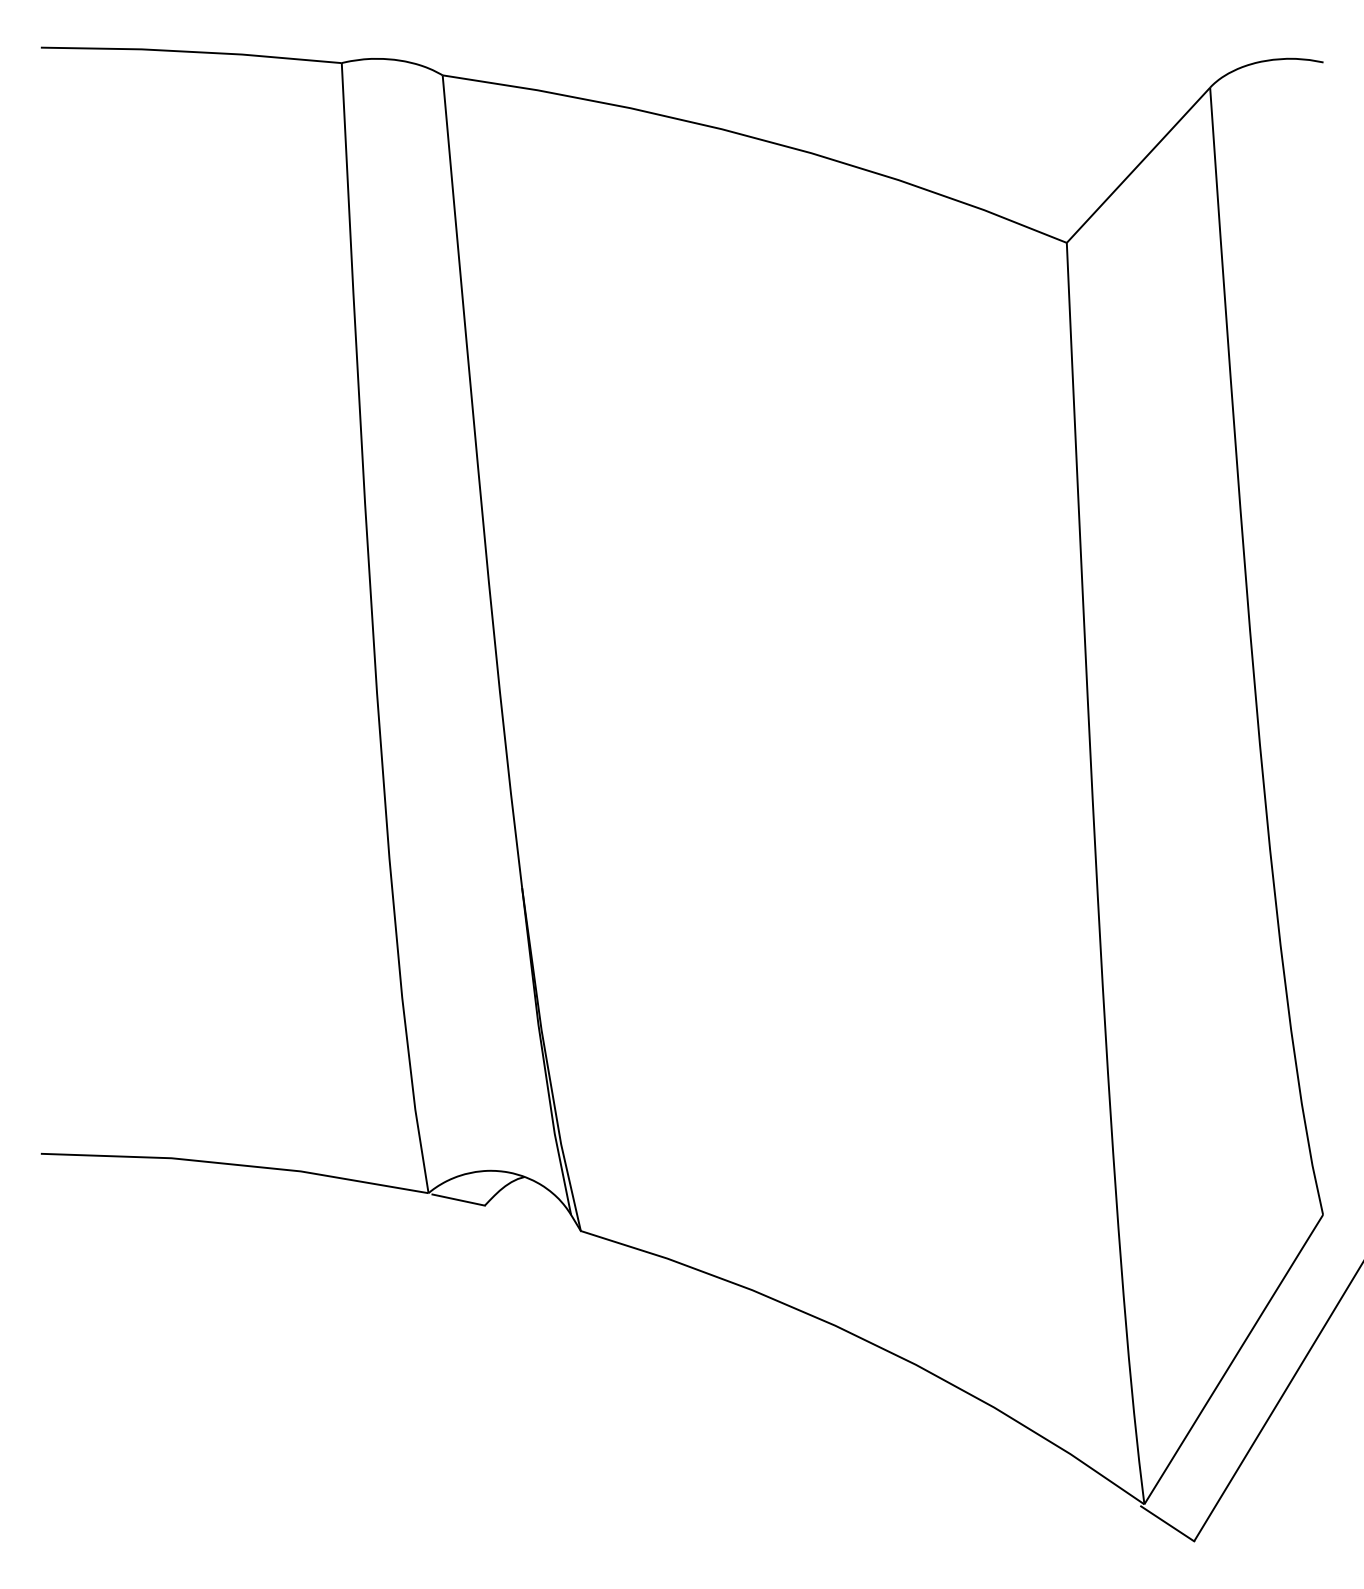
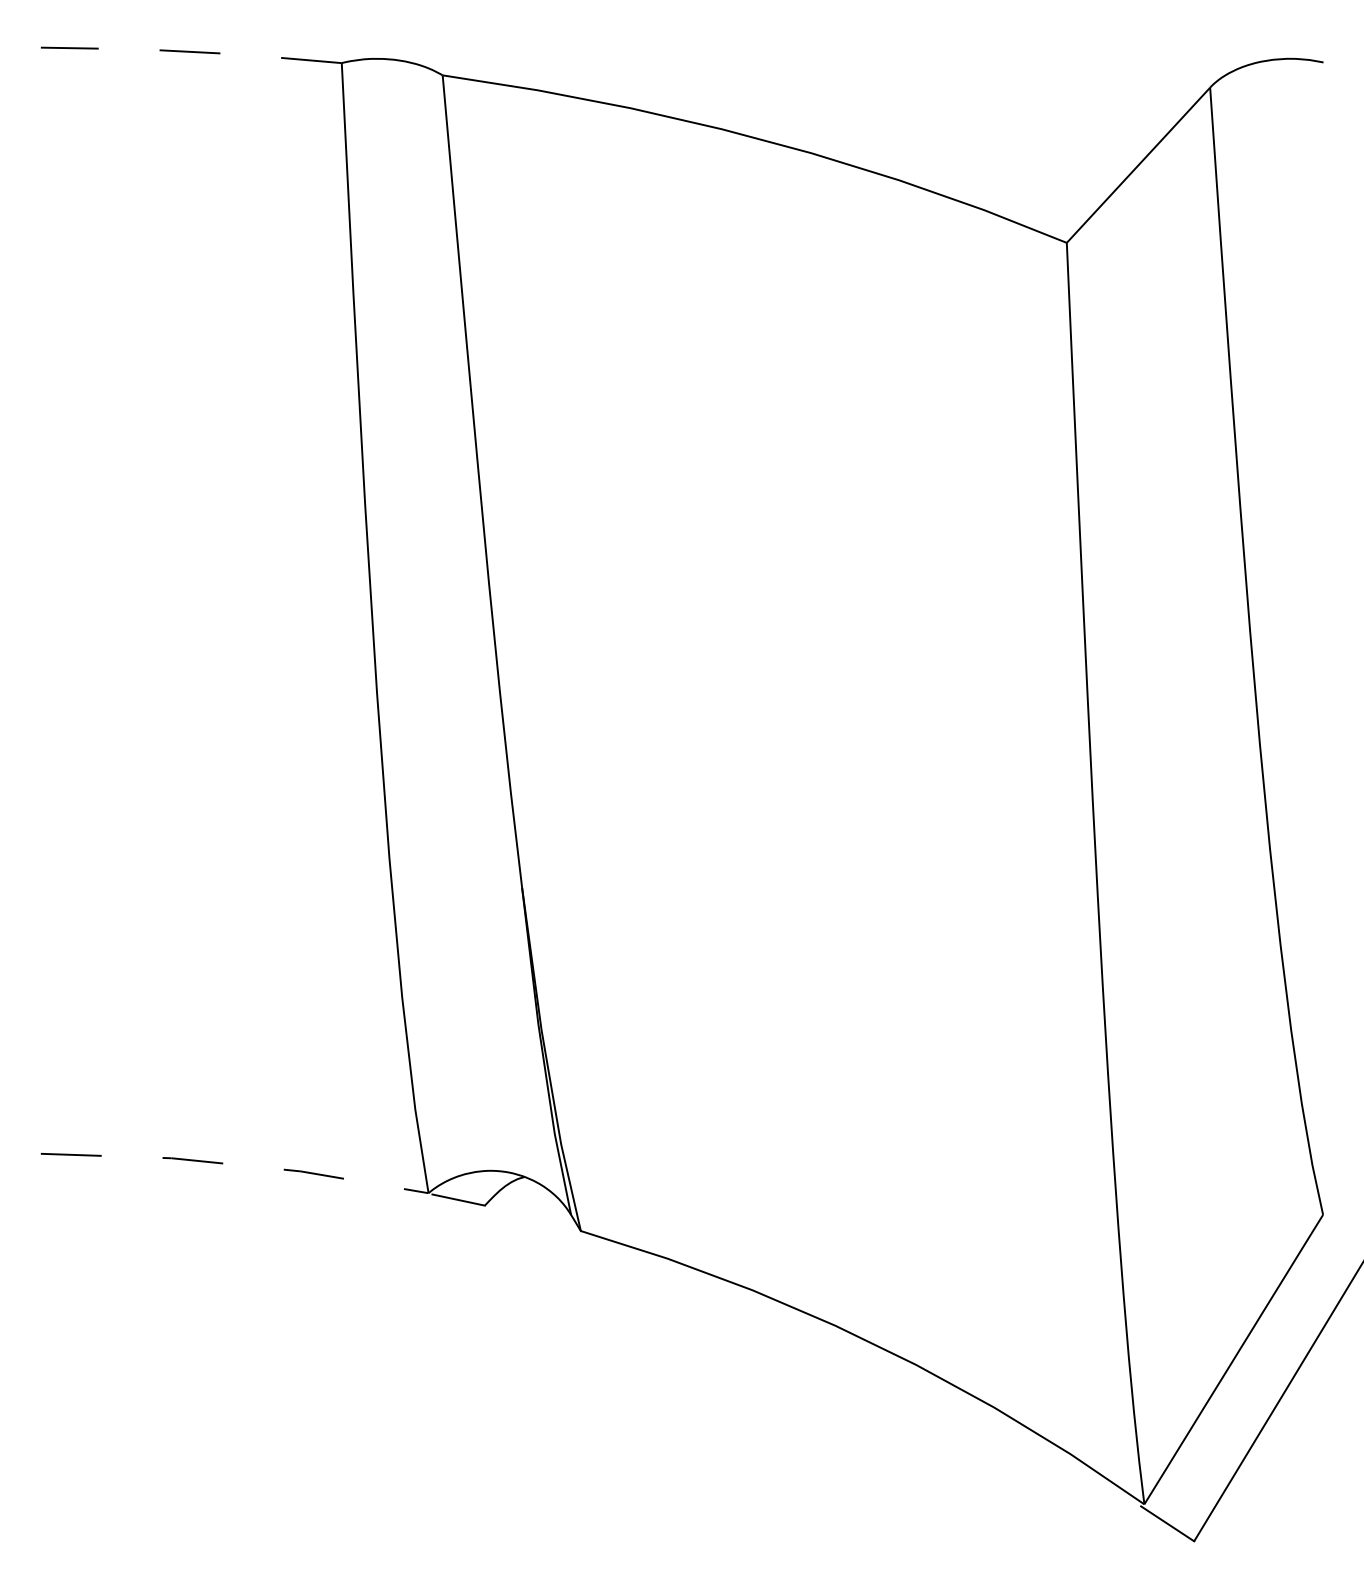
line: solid -> dashed (191, 51)
line: solid -> dashed (236, 1164)
